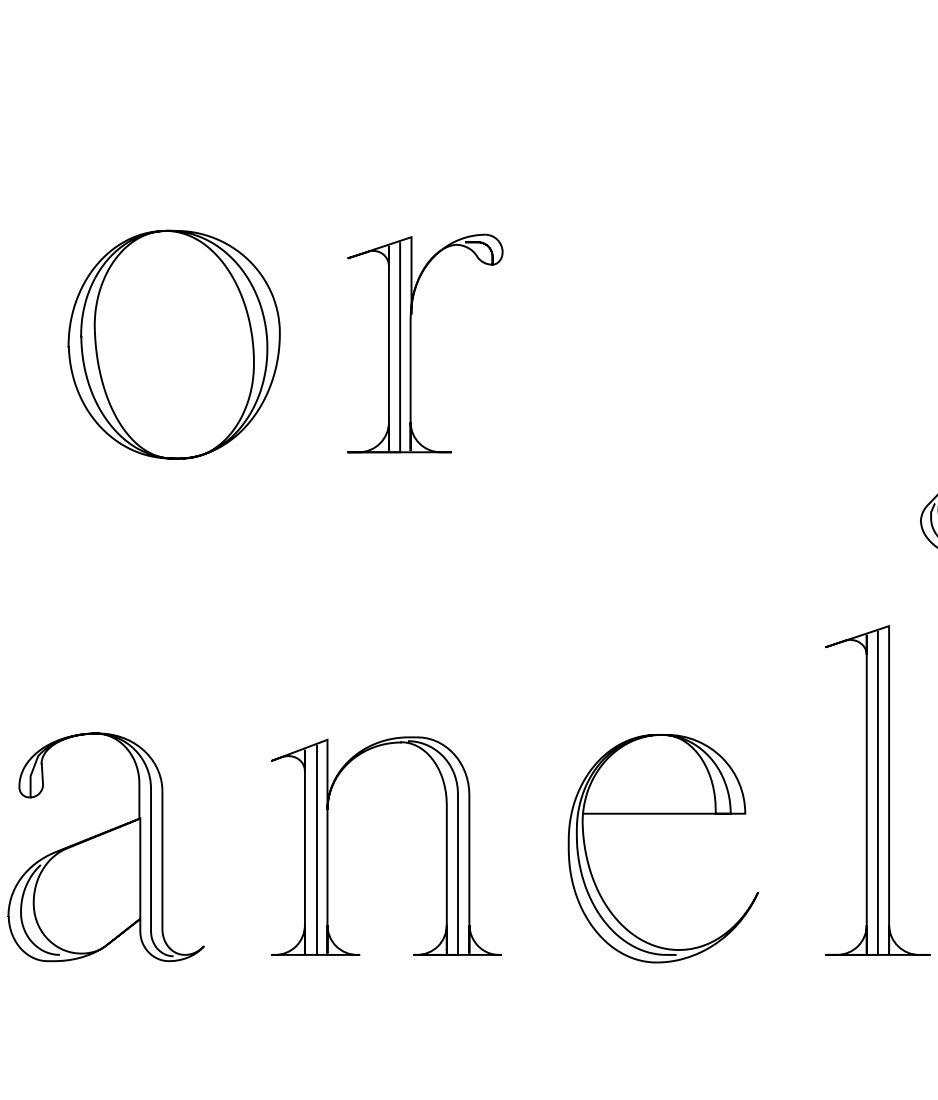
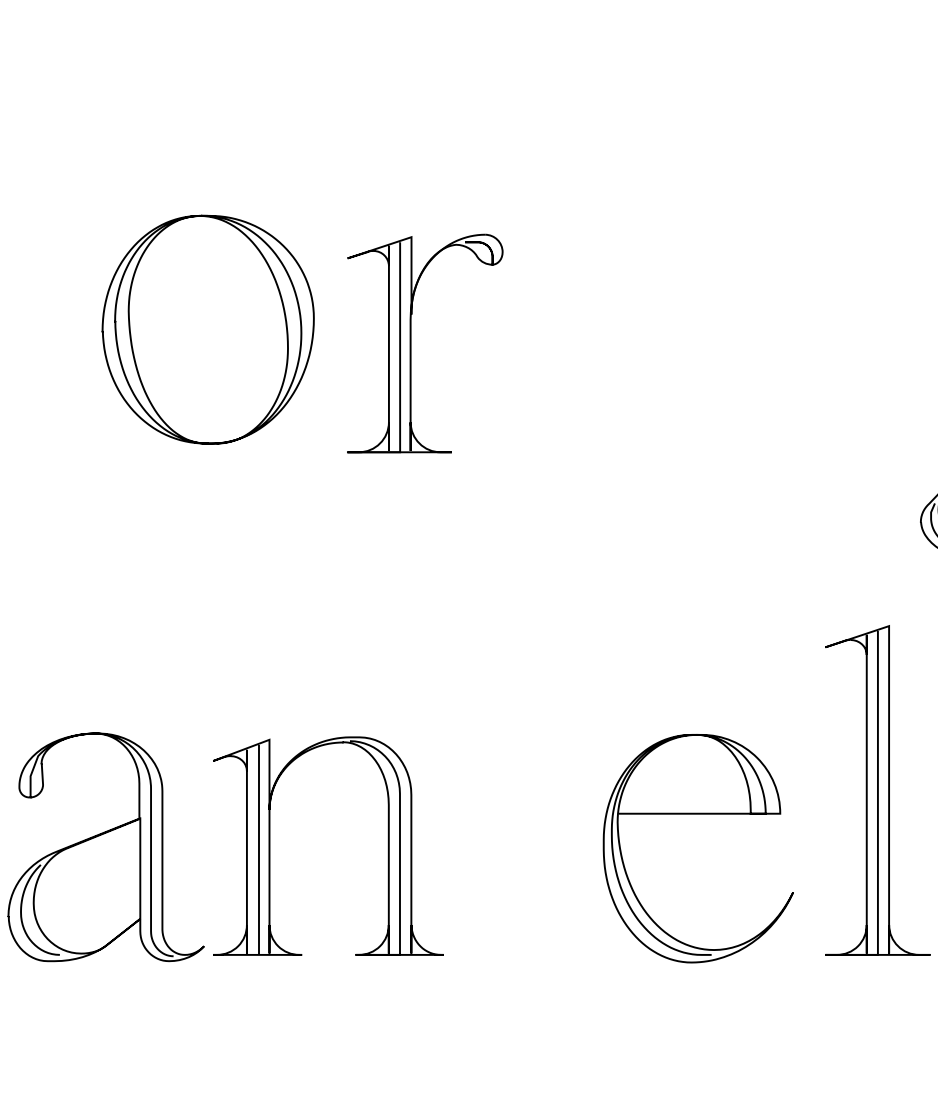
curve position: (98, 356) -> (132, 341) (132, 341)
curve position: (662, 814) -> (697, 814) (697, 814)
part position: (328, 845) -> (270, 845) (270, 845)
